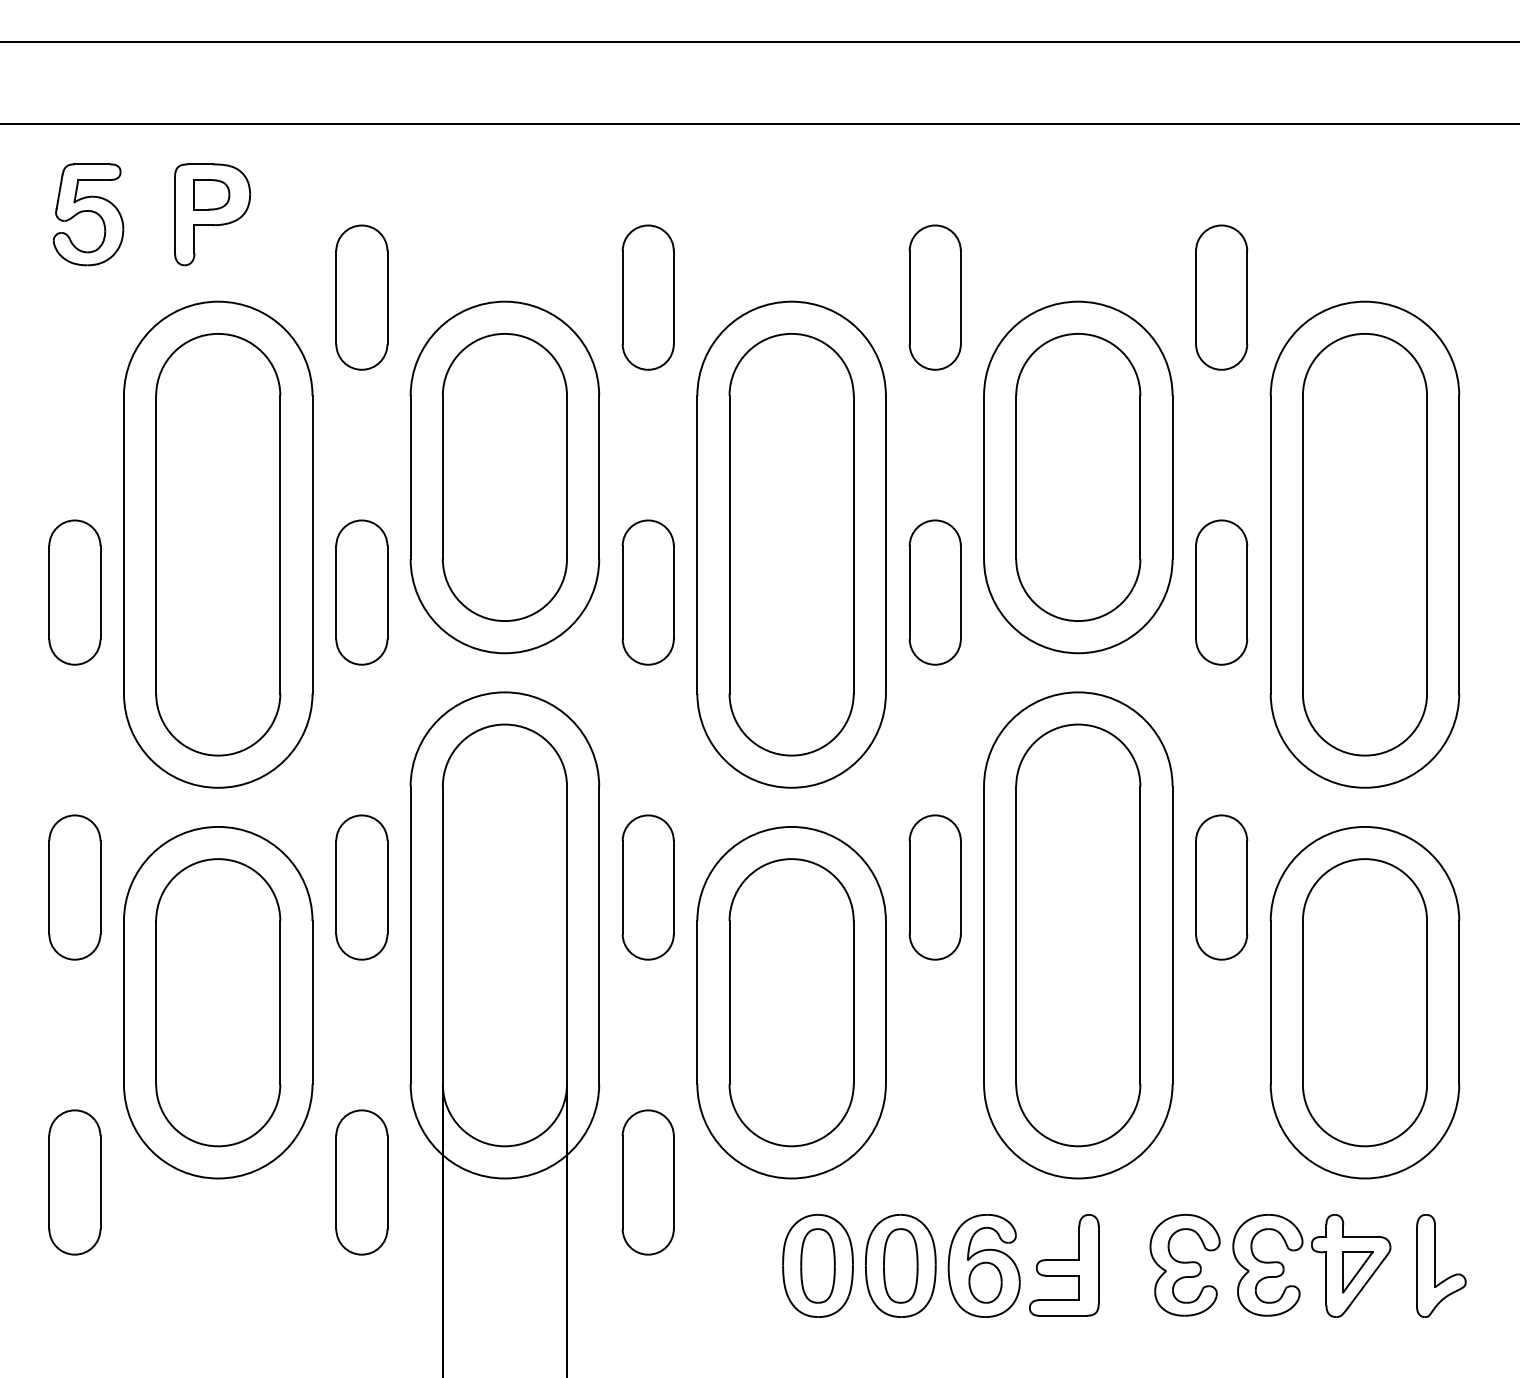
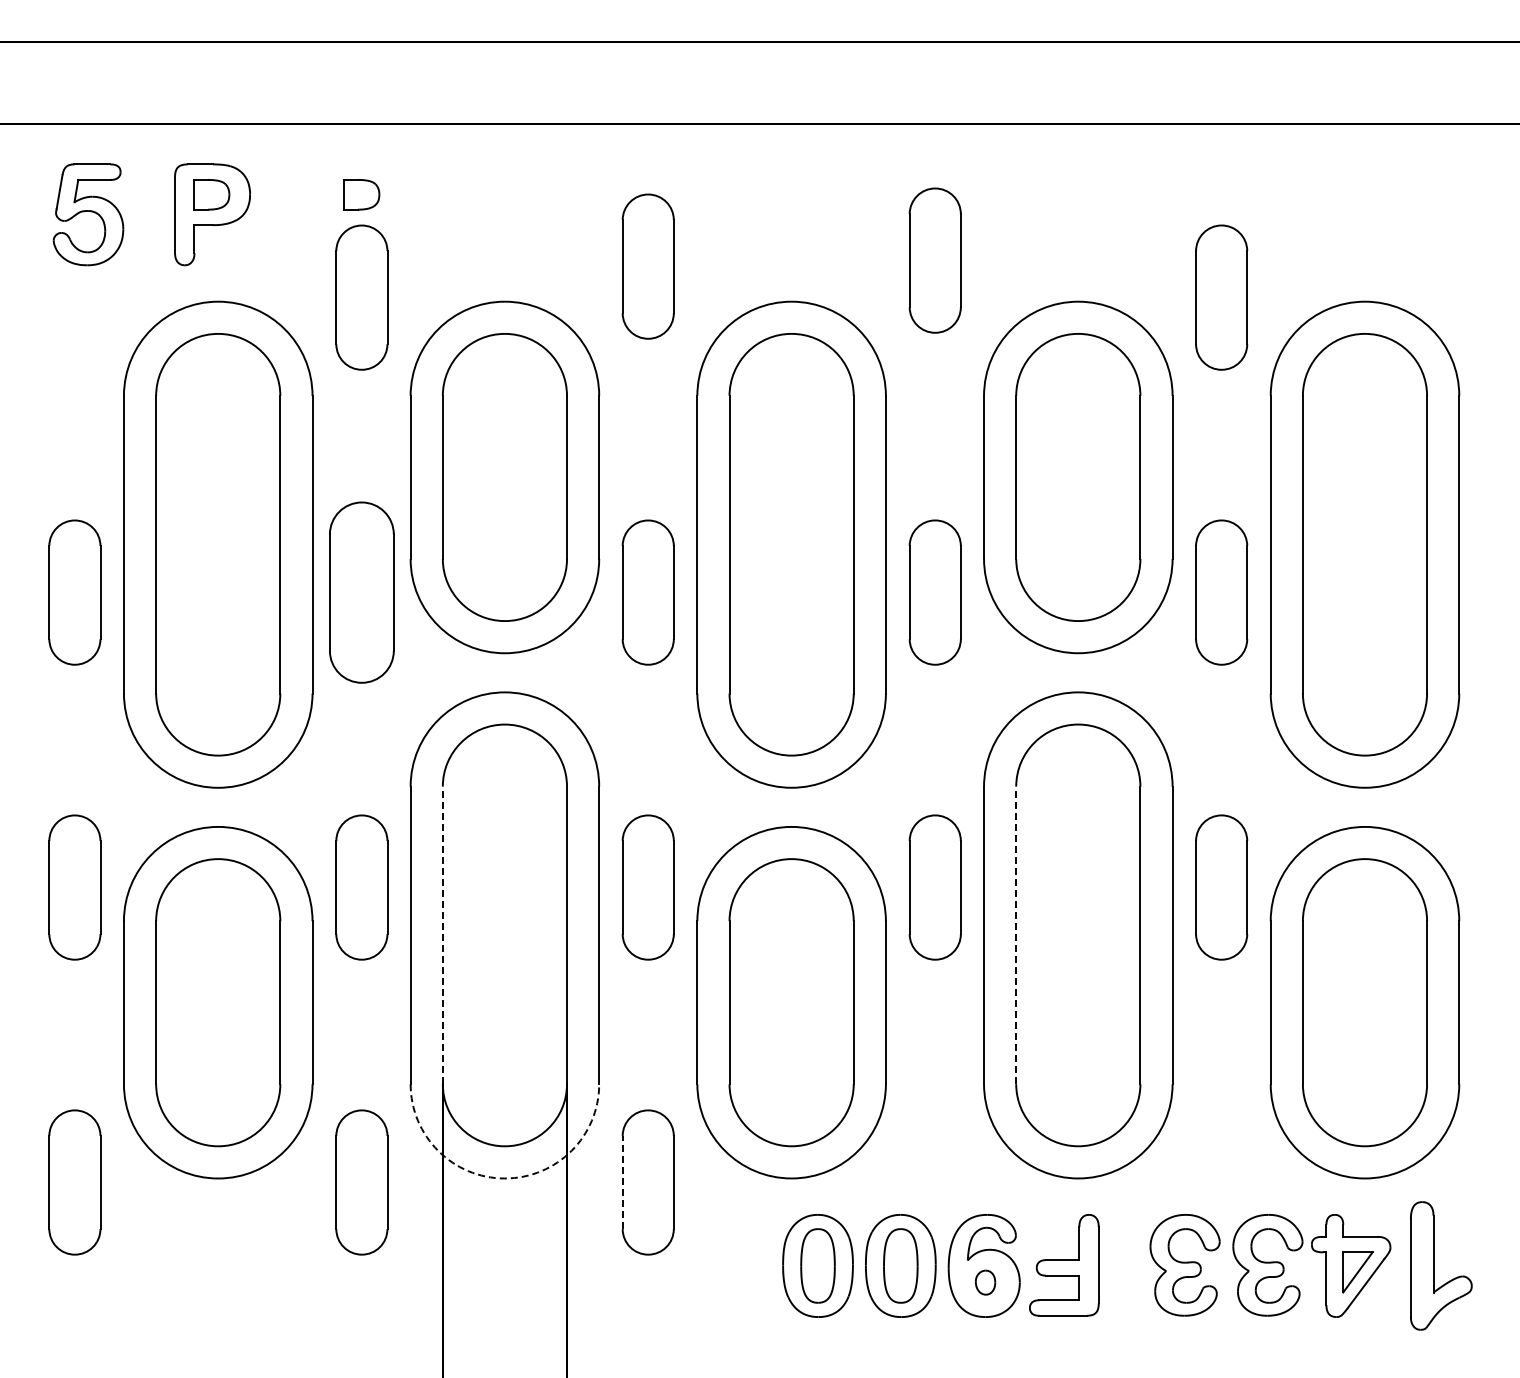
part: none -> present (361, 194)
part position: (647, 297) -> (647, 266) (647, 266)
part position: (934, 297) -> (934, 260) (934, 260)
part size: 54x147 px -> 66x183 px (361, 592)
line: solid -> dashed (442, 935)
line: solid -> dashed (1016, 935)
arc: solid -> dashed (504, 1178)
line: solid -> dashed (622, 1182)
part size: 51x104 px -> 63x130 px (1441, 1265)
part size: 35x43 px -> 22x27 px (985, 1282)
